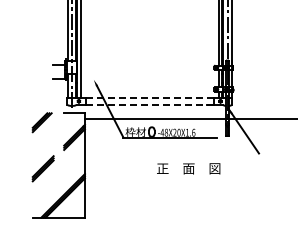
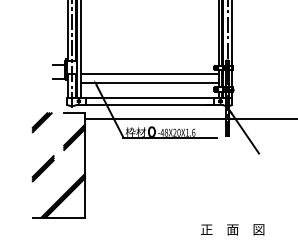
line: none -> present (149, 74)
line: none -> present (149, 82)
line: dashed -> solid (149, 97)
line: dashed -> solid (149, 104)
text position: (188, 168) -> (232, 229) (232, 229)
